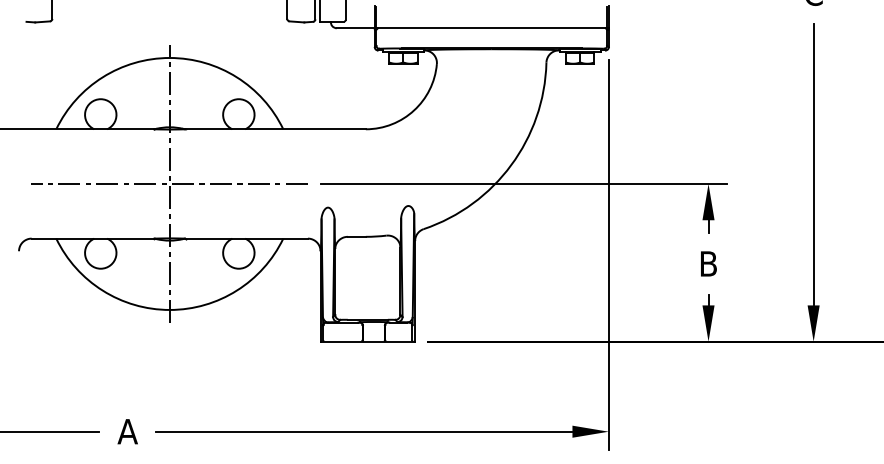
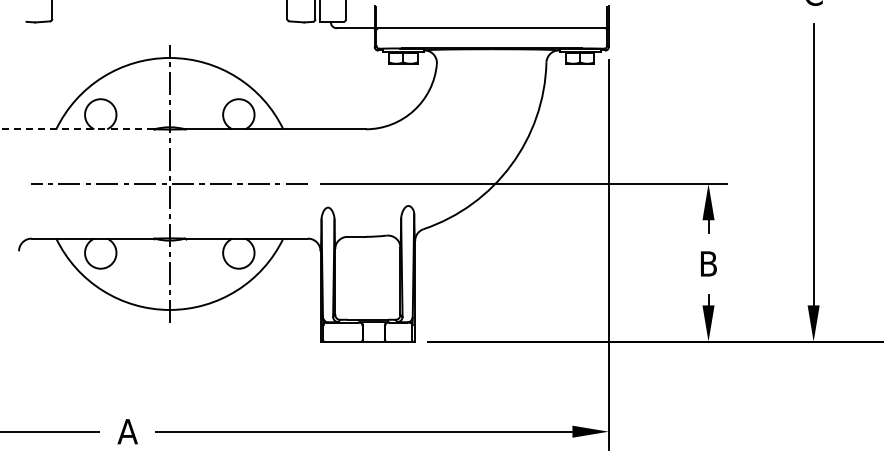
line: solid -> dashed (76, 129)
